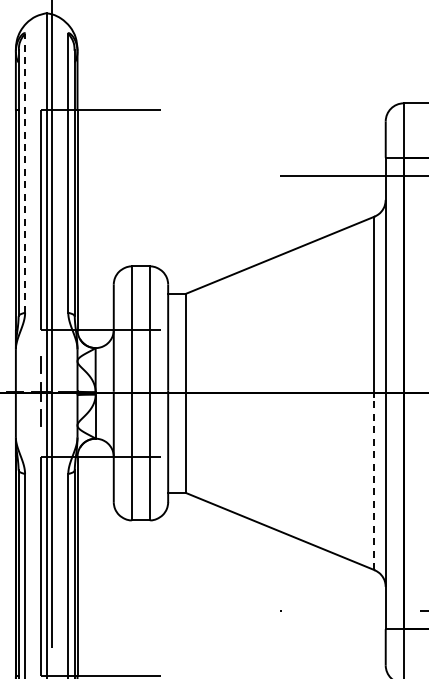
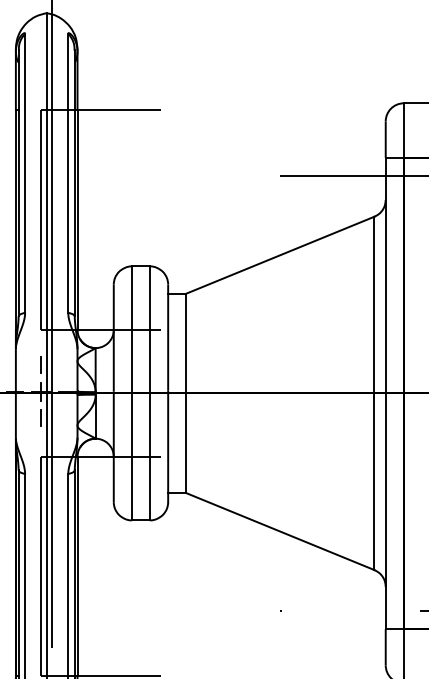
line: dashed -> solid (25, 173)
line: dashed -> solid (374, 483)
